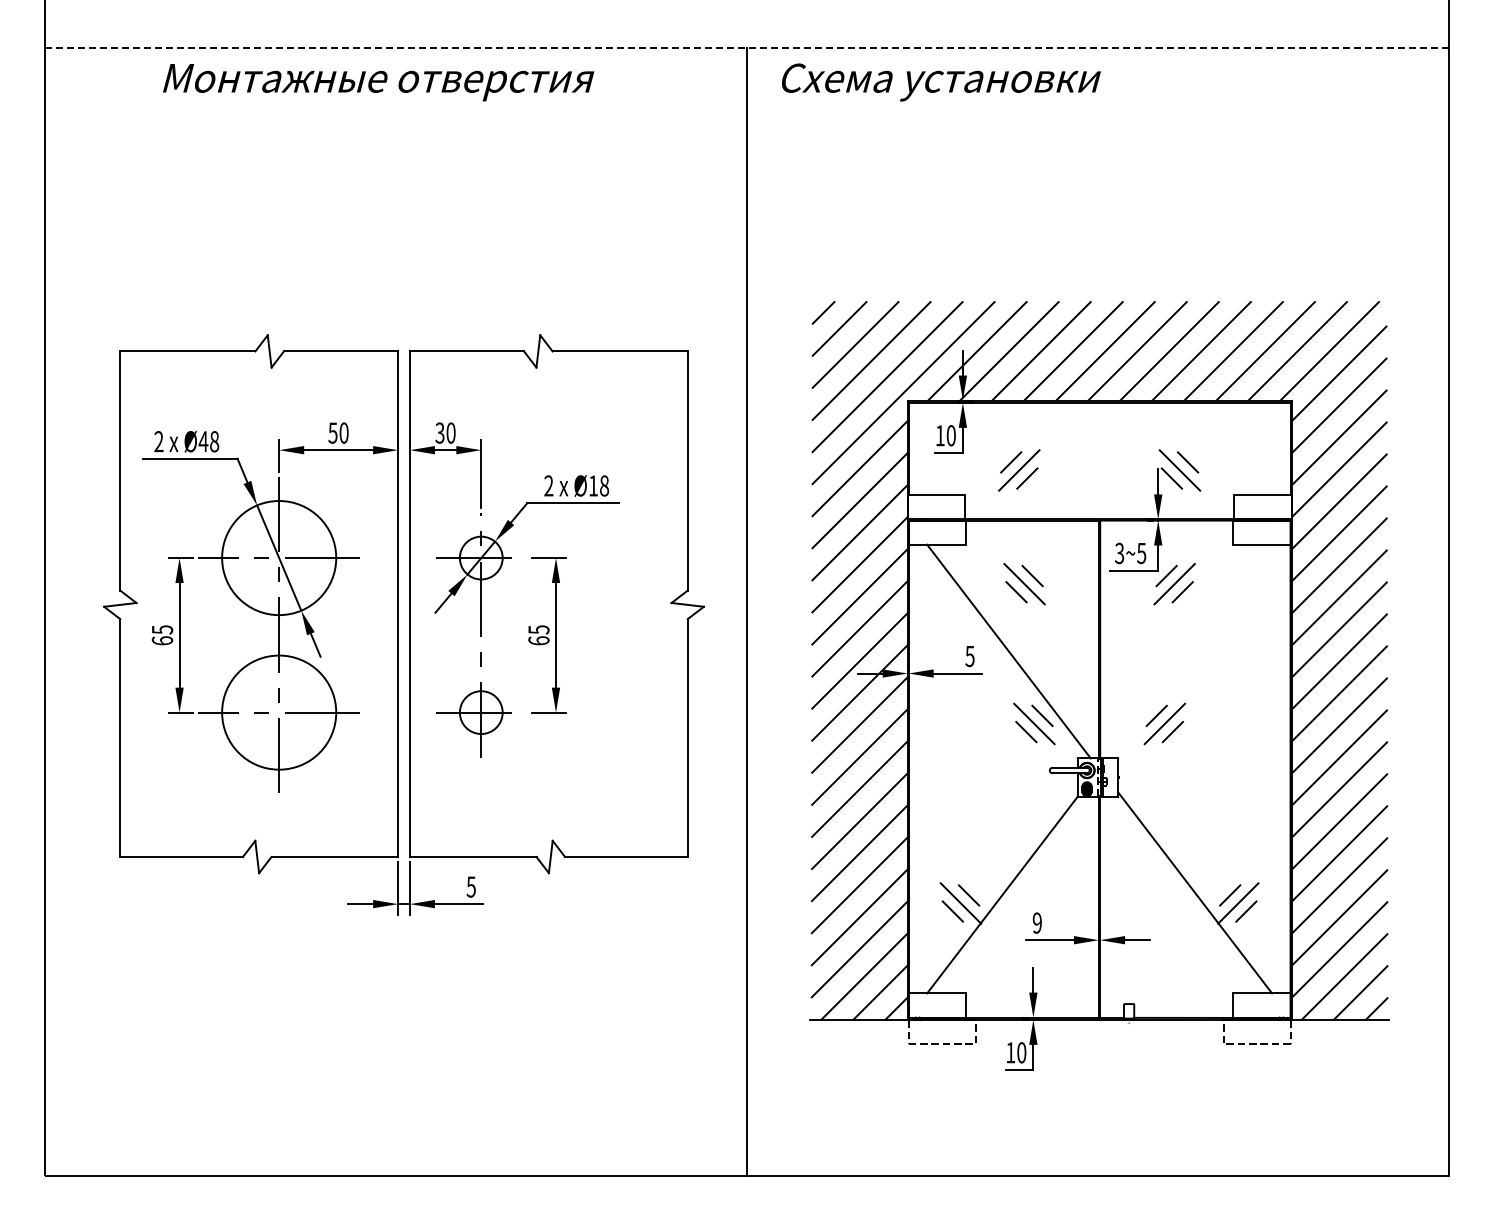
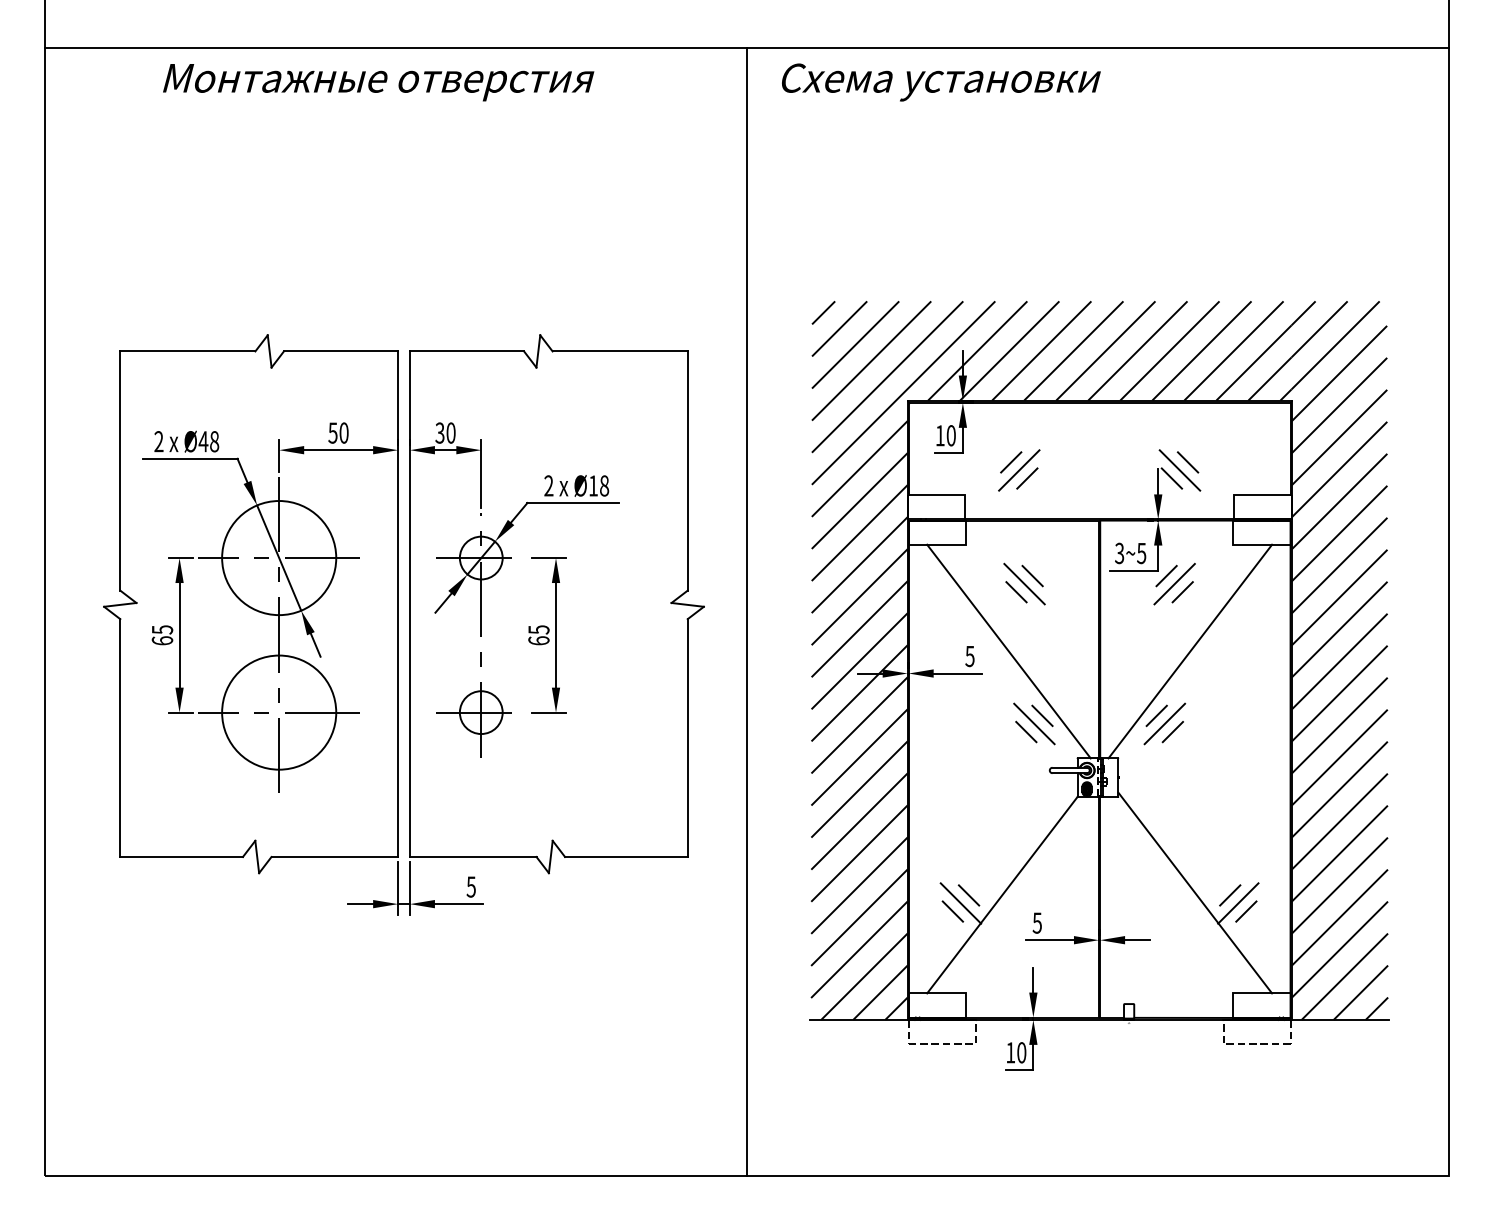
line: dashed -> solid (747, 48)
line: none -> present (1190, 651)
text: 9 -> 5 (1036, 922)
